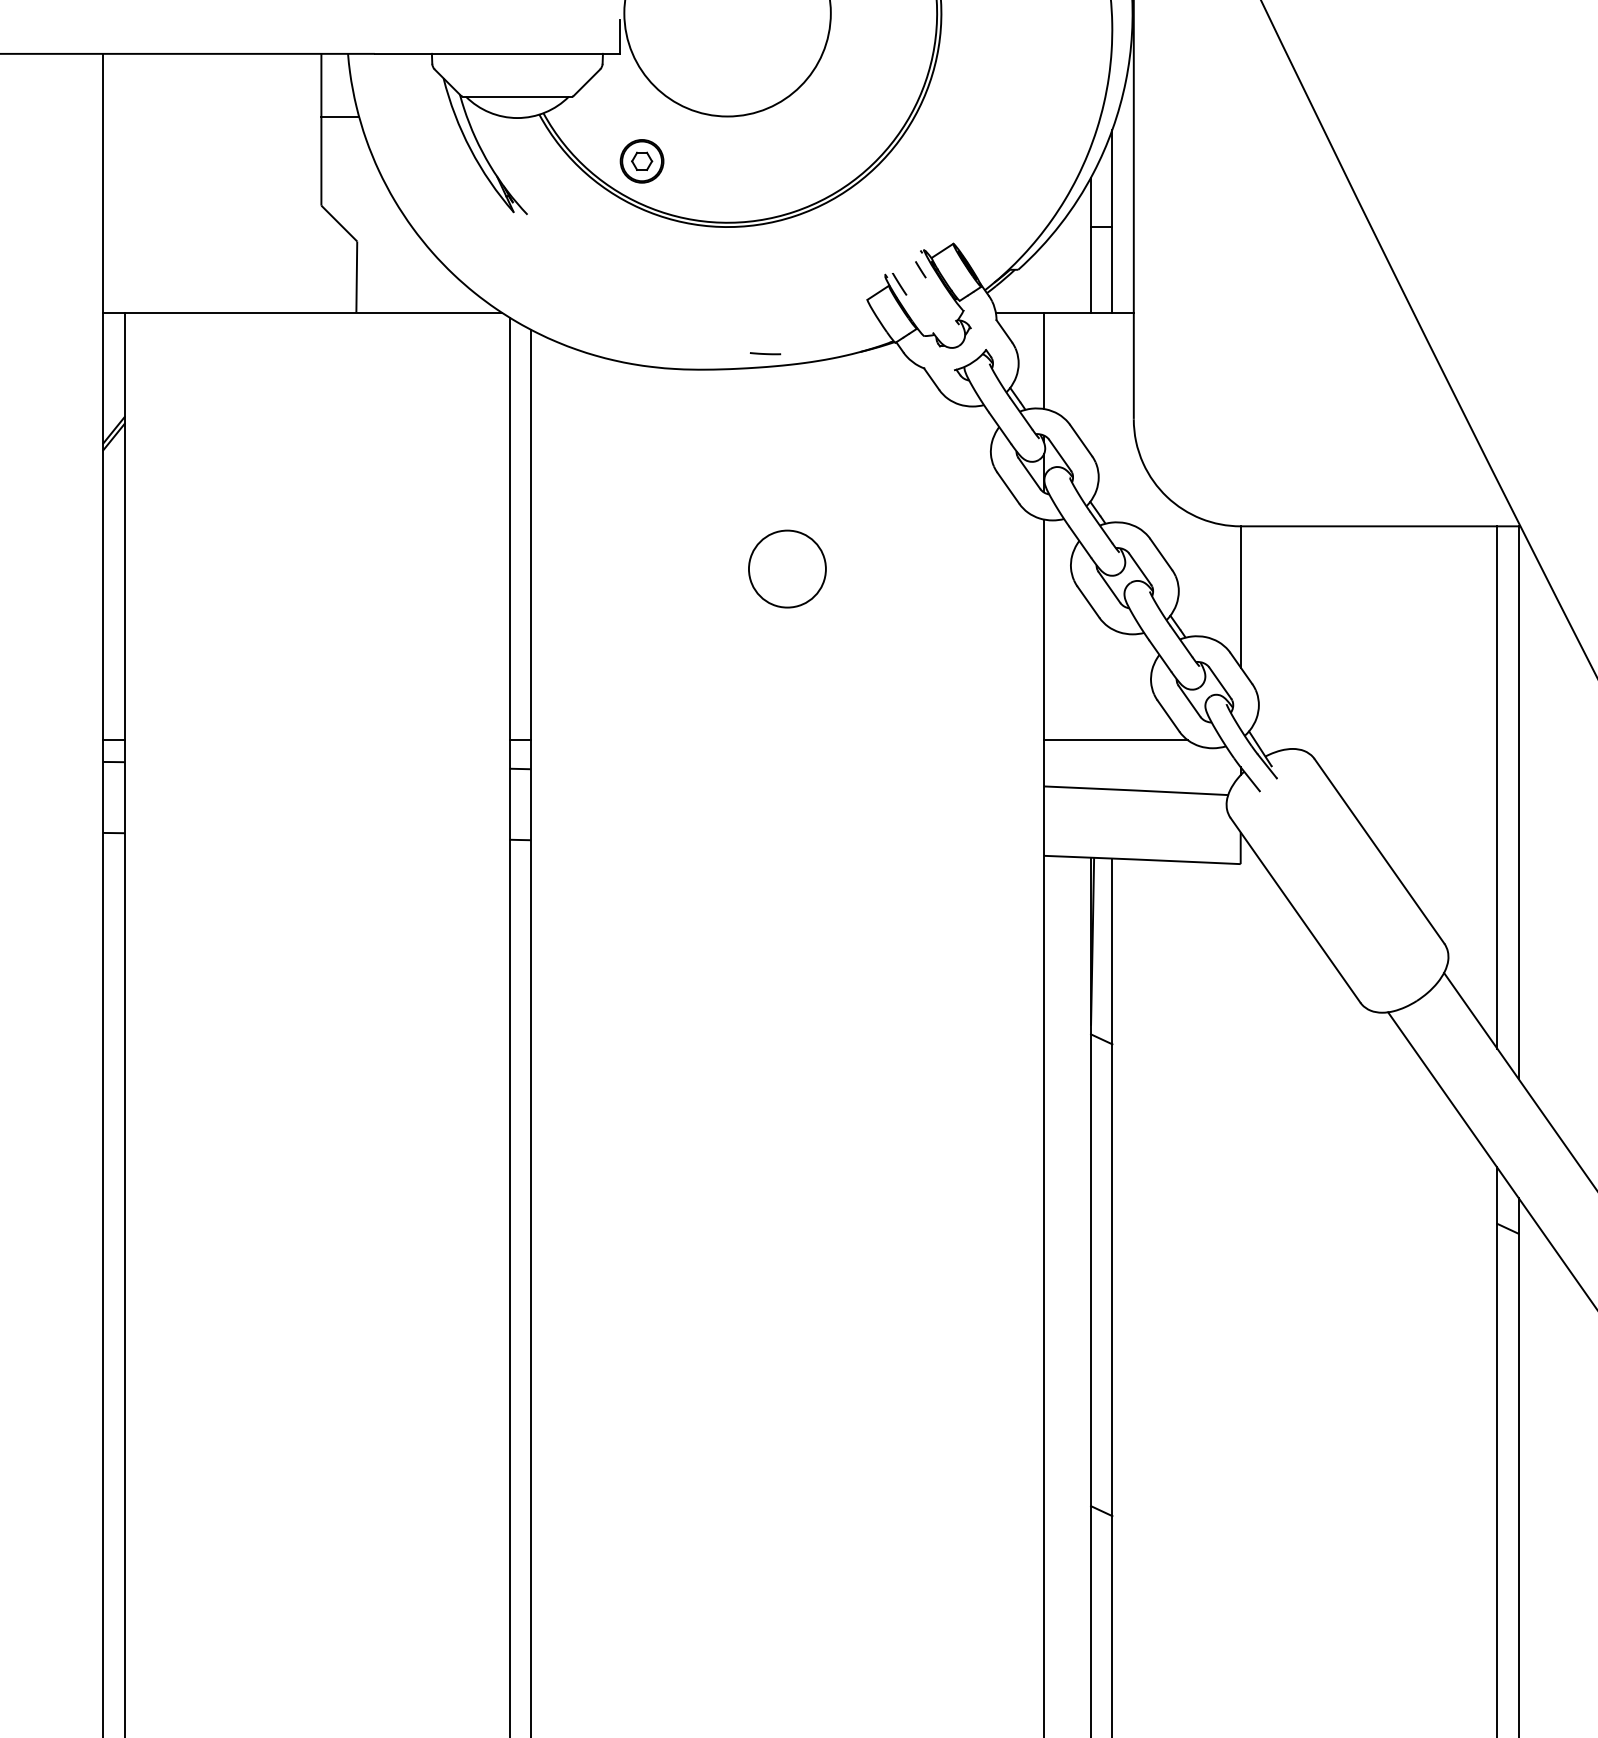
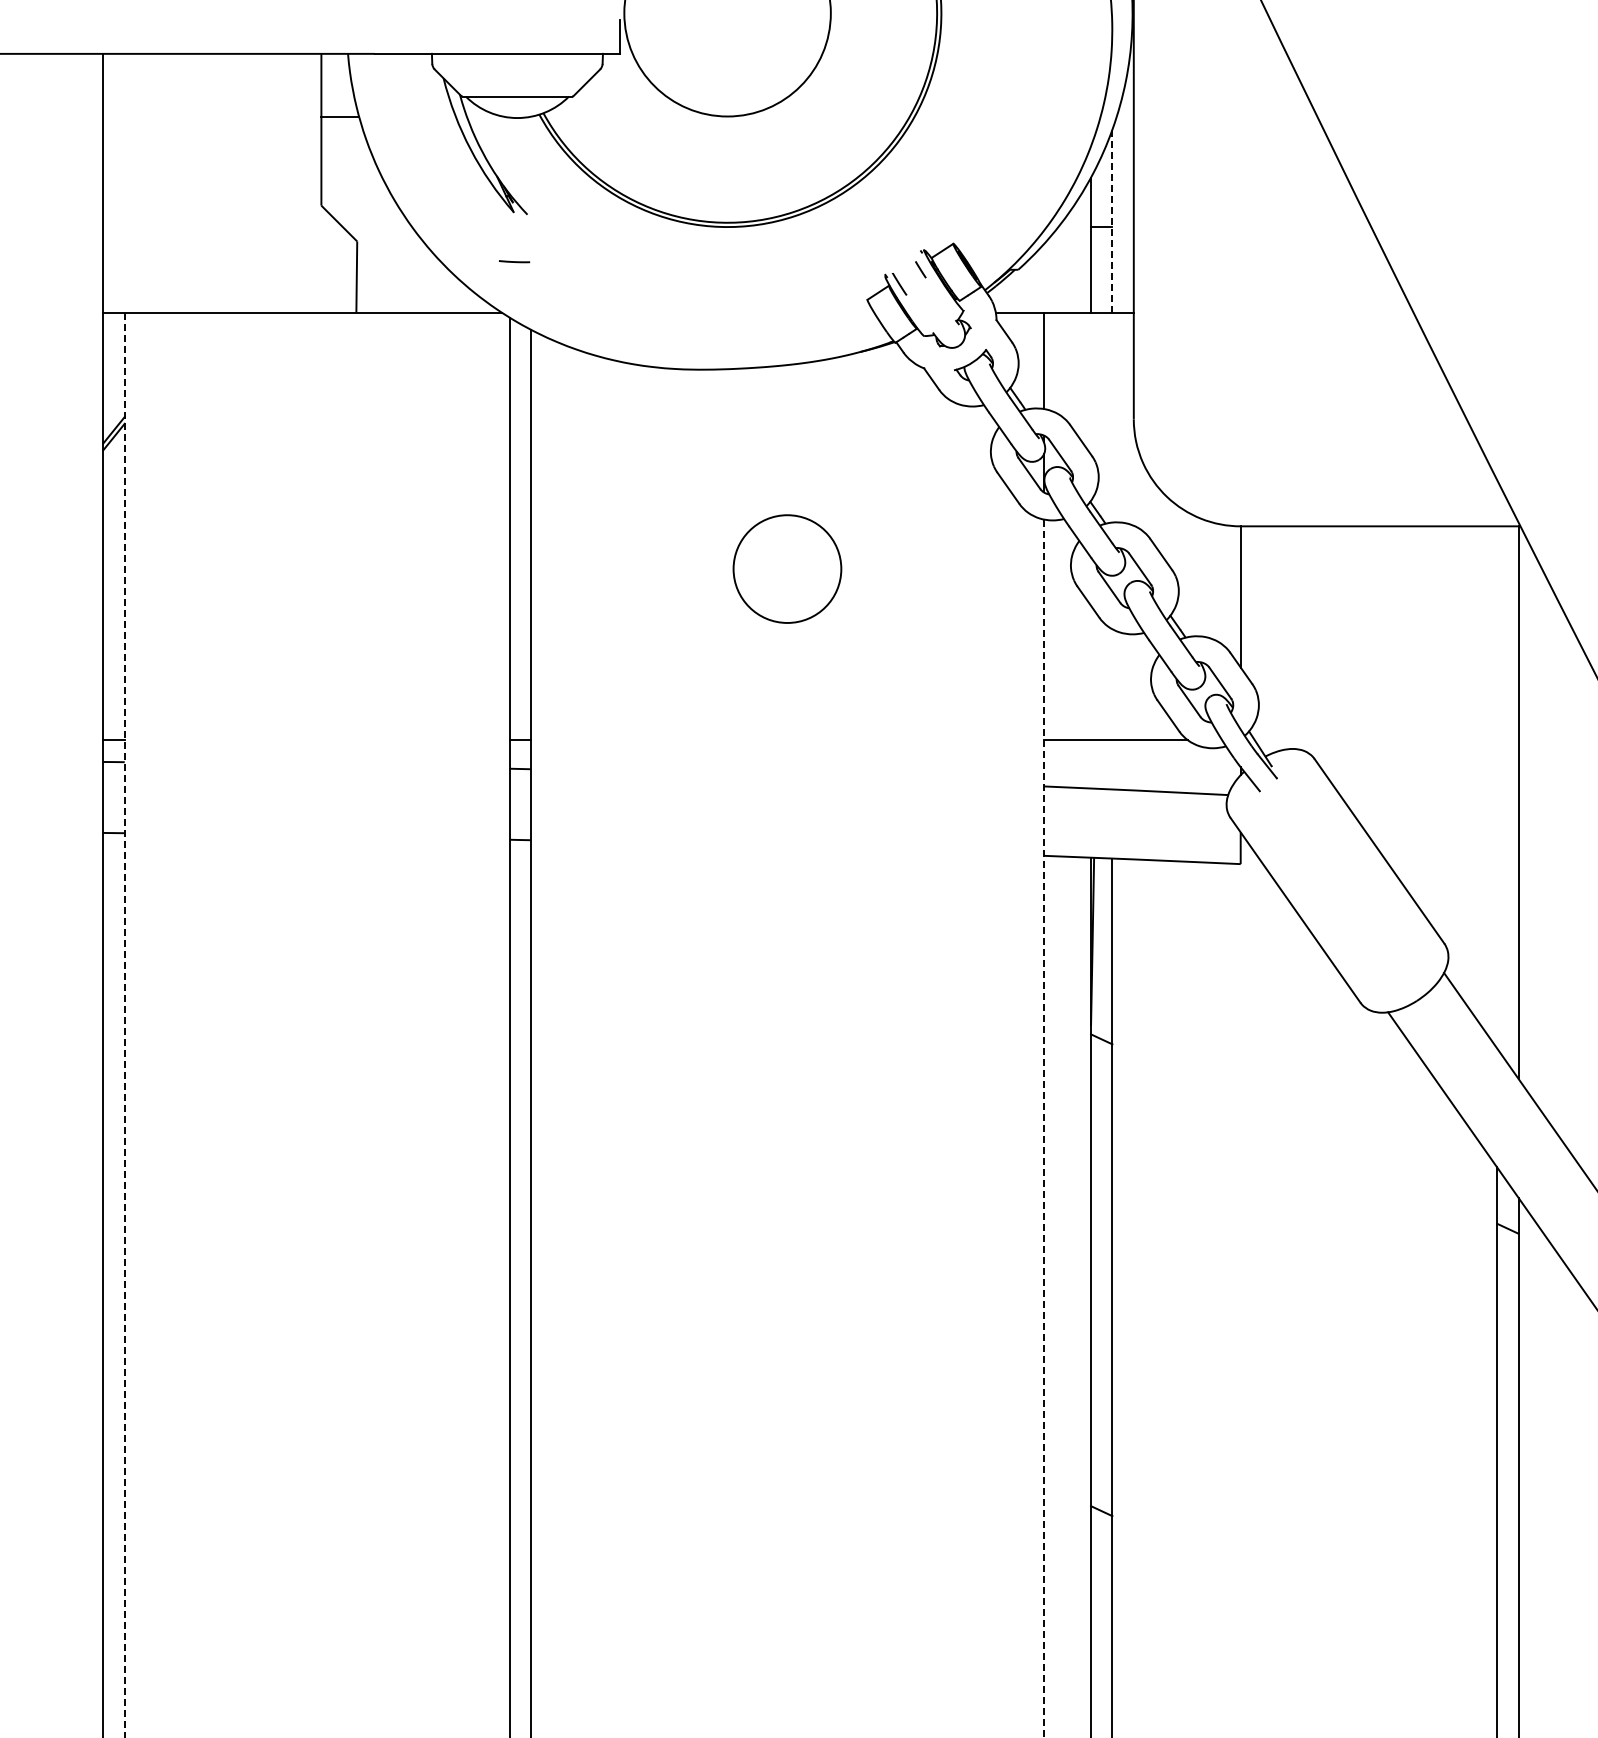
part: present -> none (641, 161)
line: solid -> dashed (1112, 220)
line position: (765, 353) -> (514, 261) (514, 261)
circle diameter: 77 px -> 108 px (787, 568)
line: present -> none (1497, 787)
line: solid -> dashed (124, 1025)
line: solid -> dashed (1044, 1128)
